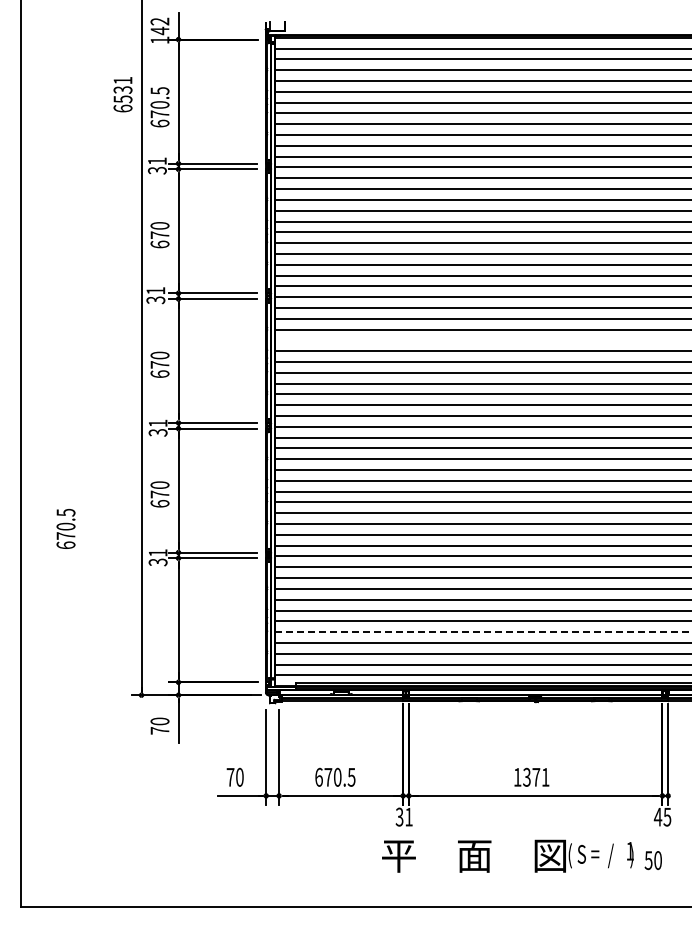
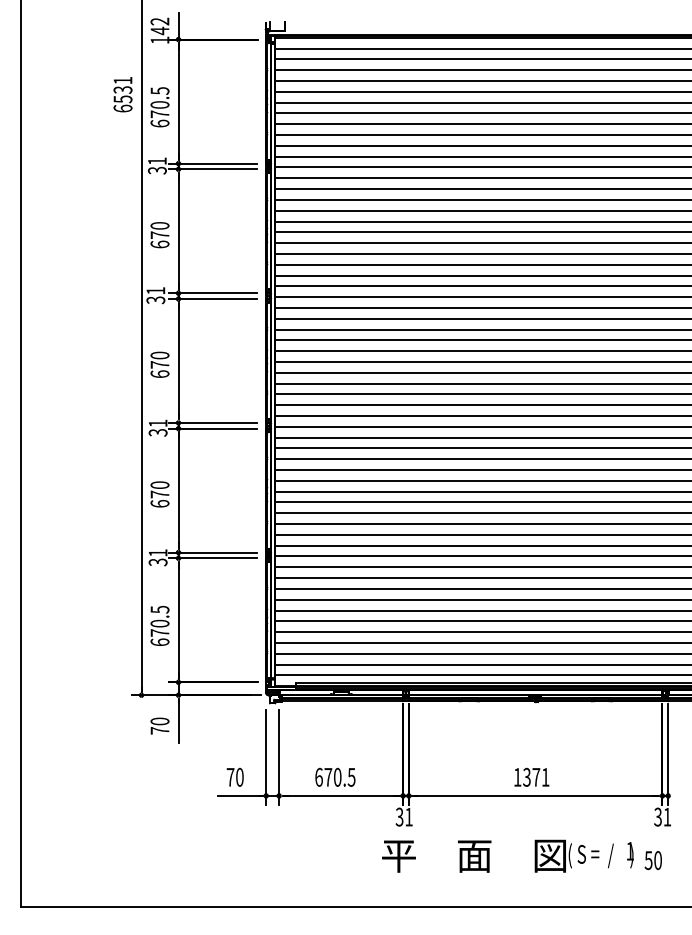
line: none -> present (481, 340)
text position: (65, 528) -> (159, 625) (159, 625)
line: dashed -> solid (483, 632)
text: 45 -> 31 (662, 816)
